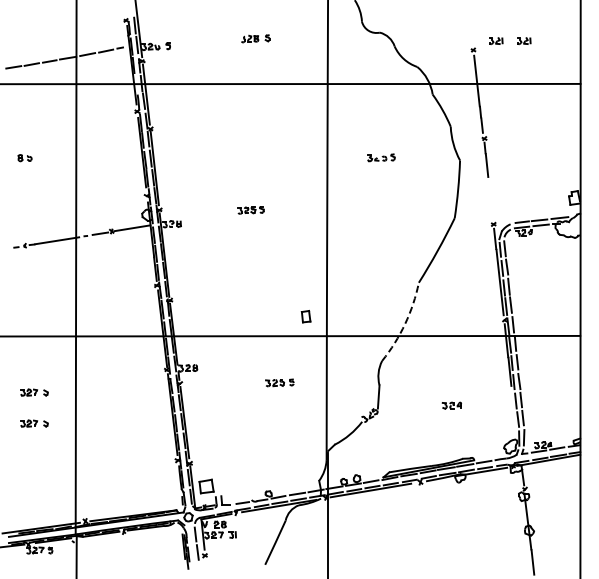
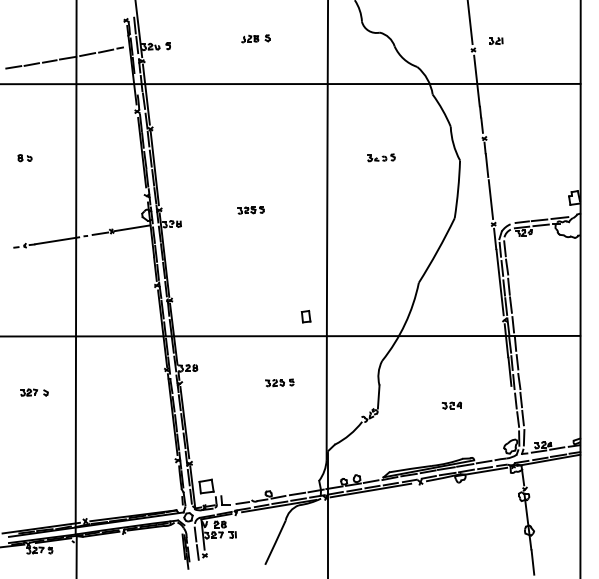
line: none -> present (469, 23)
part: present -> none (524, 40)
line: none -> present (490, 199)
arc: dashed -> solid (405, 324)
part: present -> none (34, 423)
